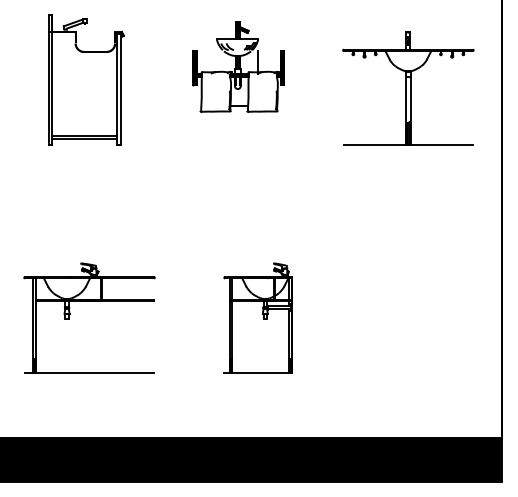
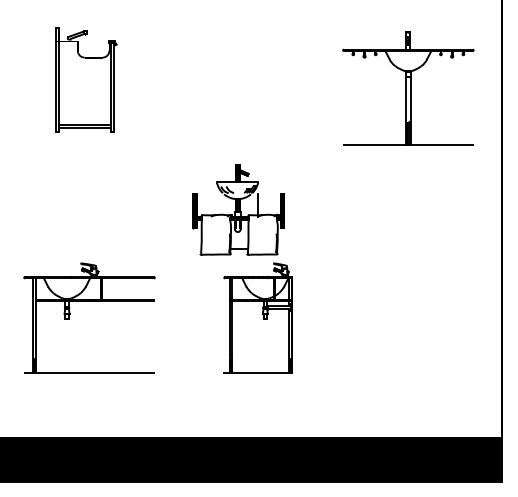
part position: (238, 66) -> (238, 209) (238, 209)
part size: 77x132 px -> 63x106 px (86, 79)
